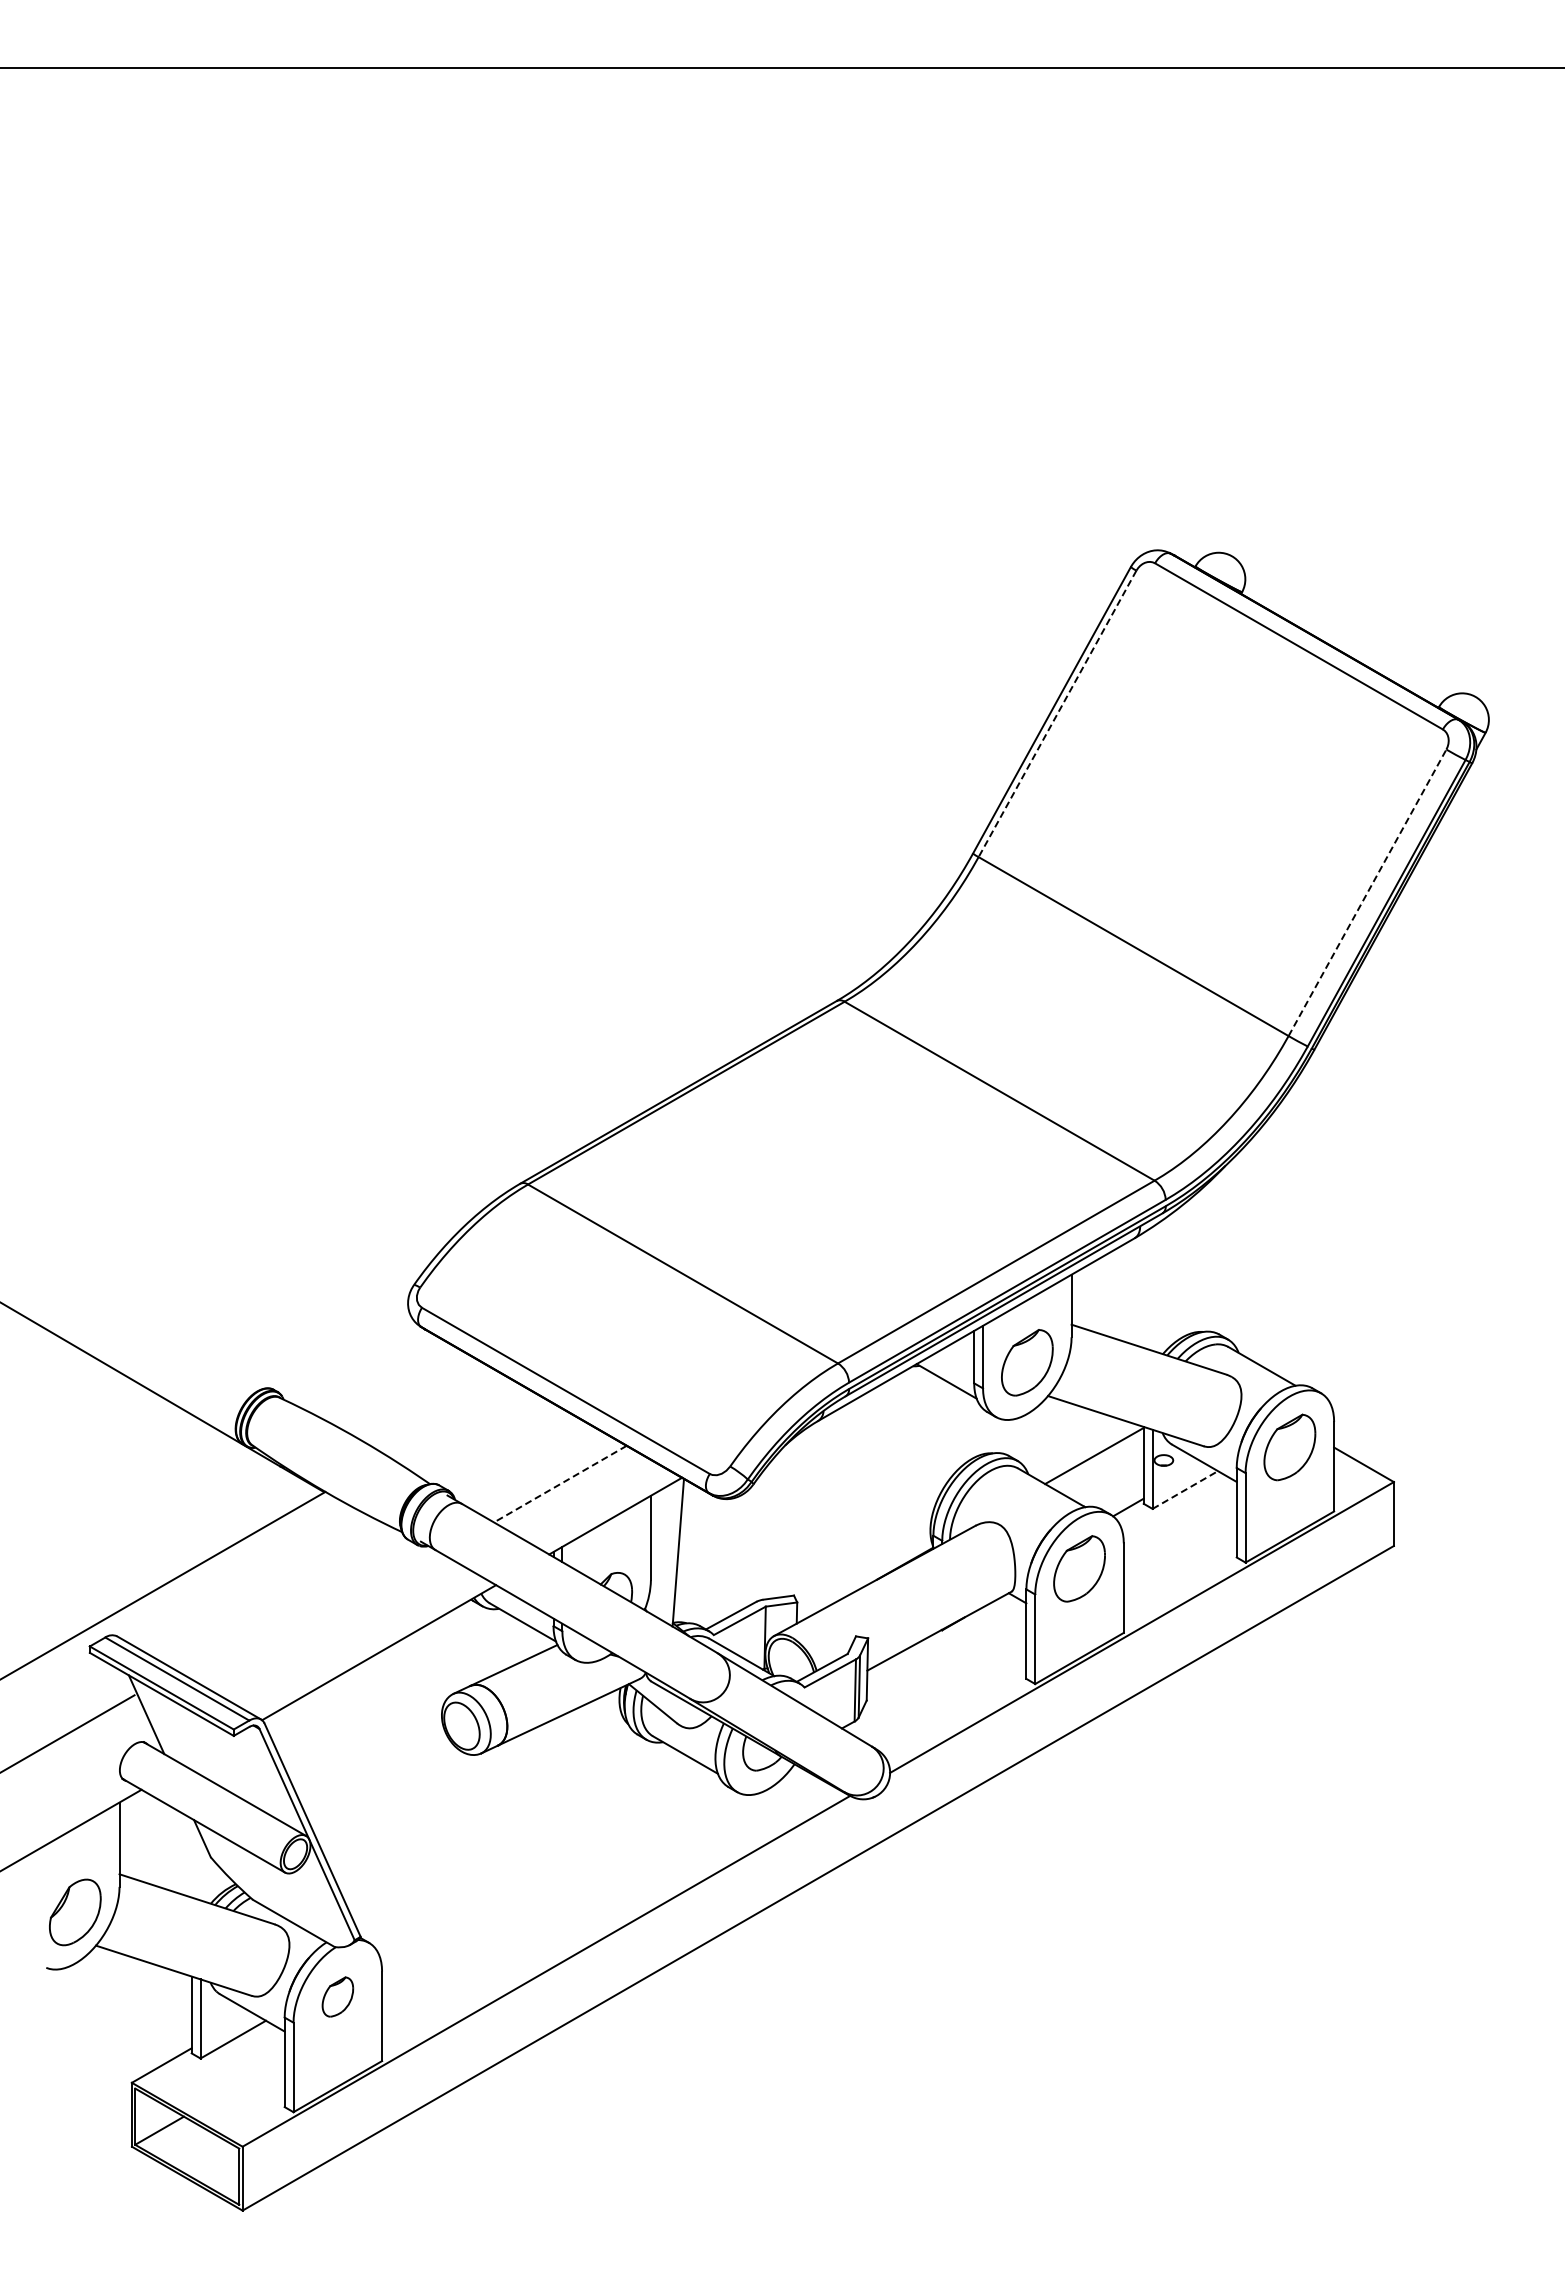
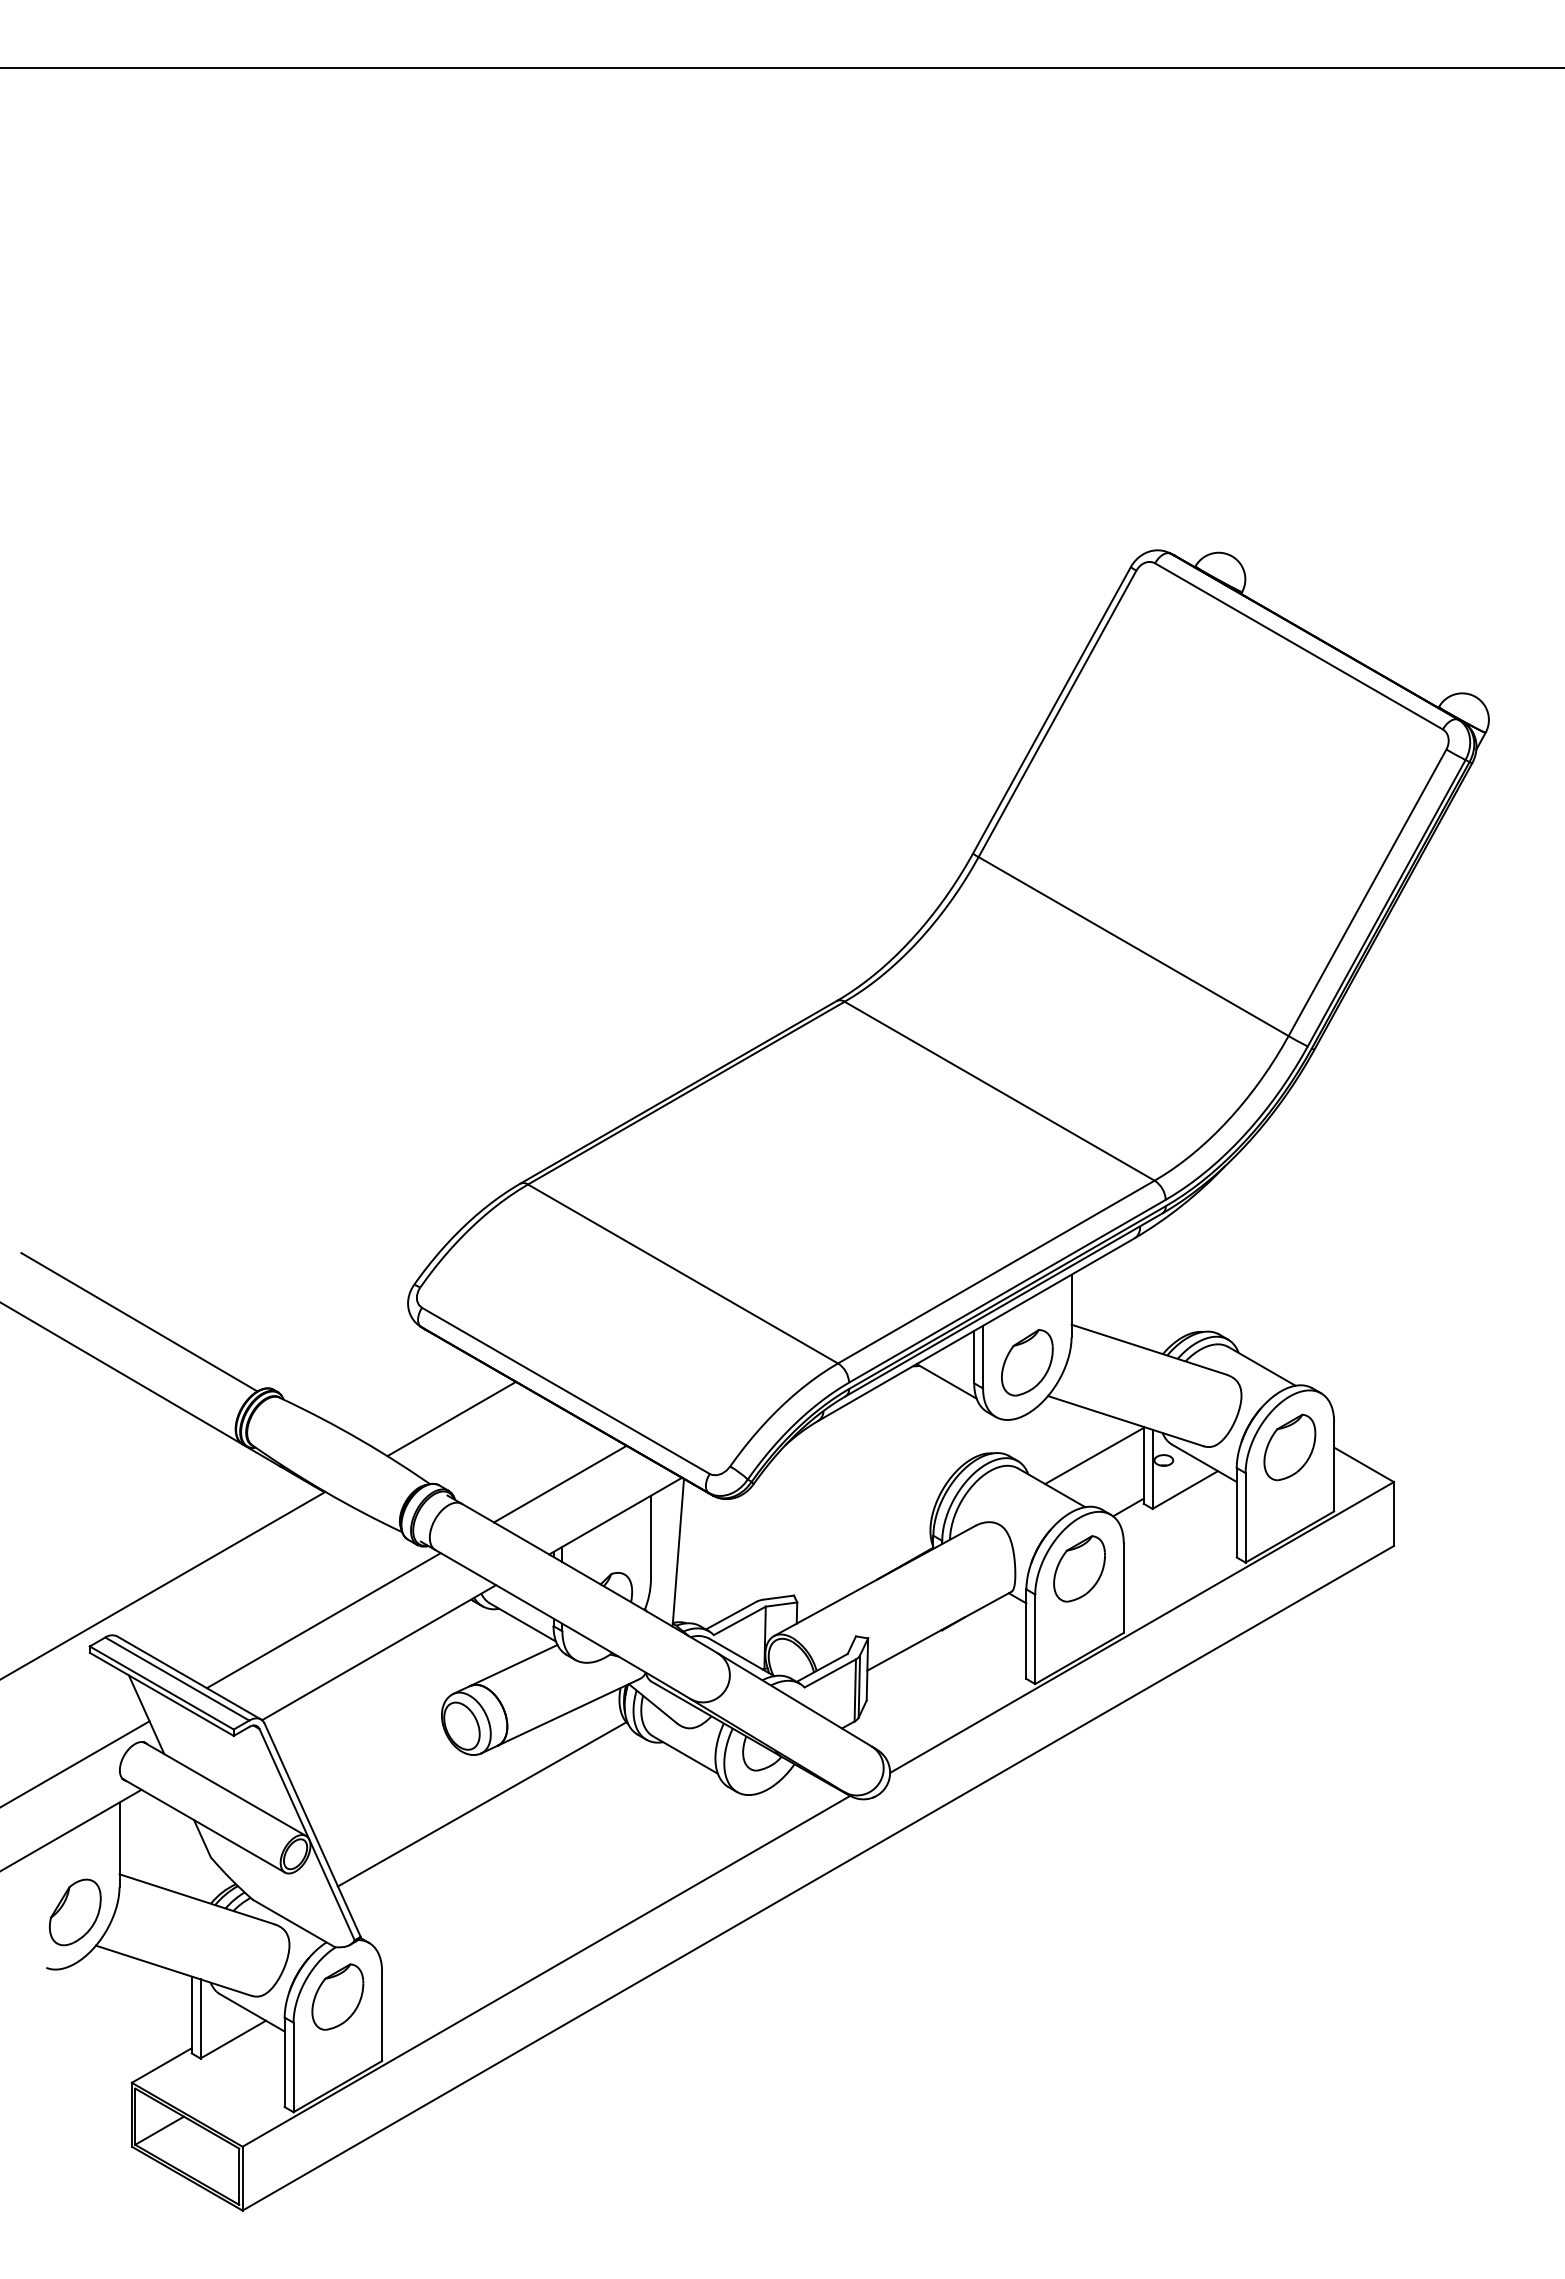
line: dashed -> solid (1057, 713)
line: dashed -> solid (1367, 892)
line: none -> present (139, 1322)
line: none -> present (451, 1418)
line: dashed -> solid (560, 1484)
line: dashed -> solid (1185, 1490)
line: none -> present (323, 1620)
line position: (68, 1733) -> (75, 1763) (75, 1763)
line: none -> present (481, 1804)
part size: 34x42 px -> 54x68 px (337, 1996)
